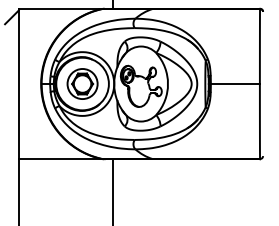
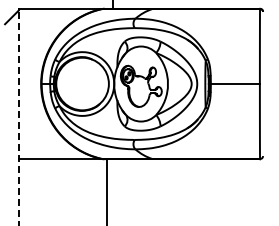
part: present -> none (82, 83)
line: solid -> dashed (19, 117)
line position: (112, 190) -> (106, 190) (106, 190)
